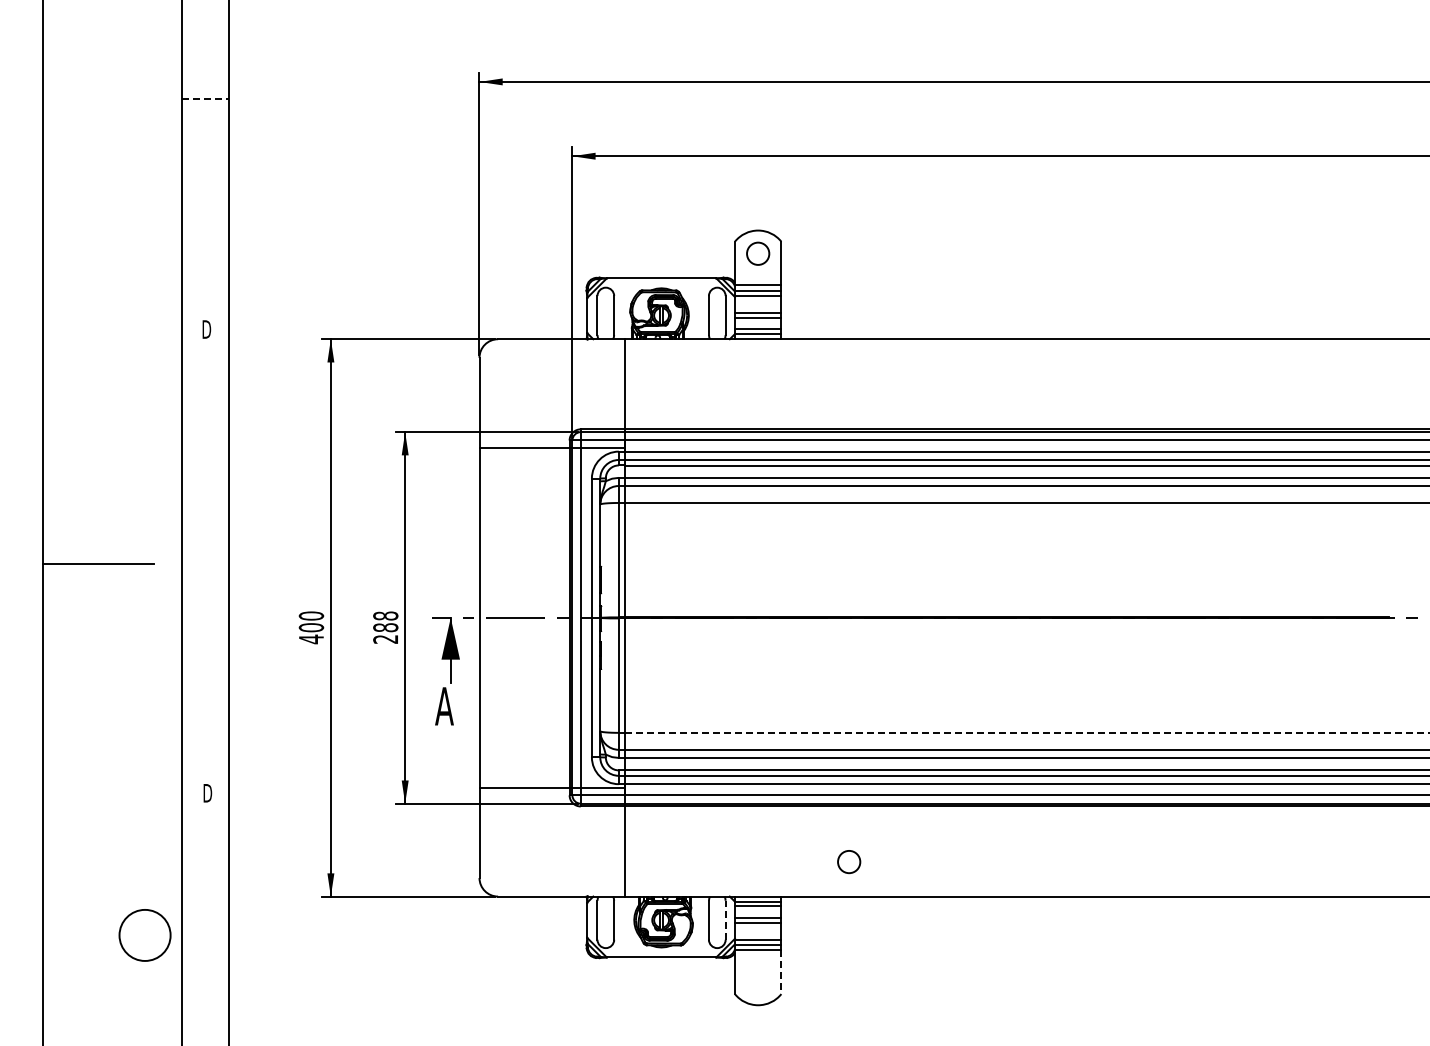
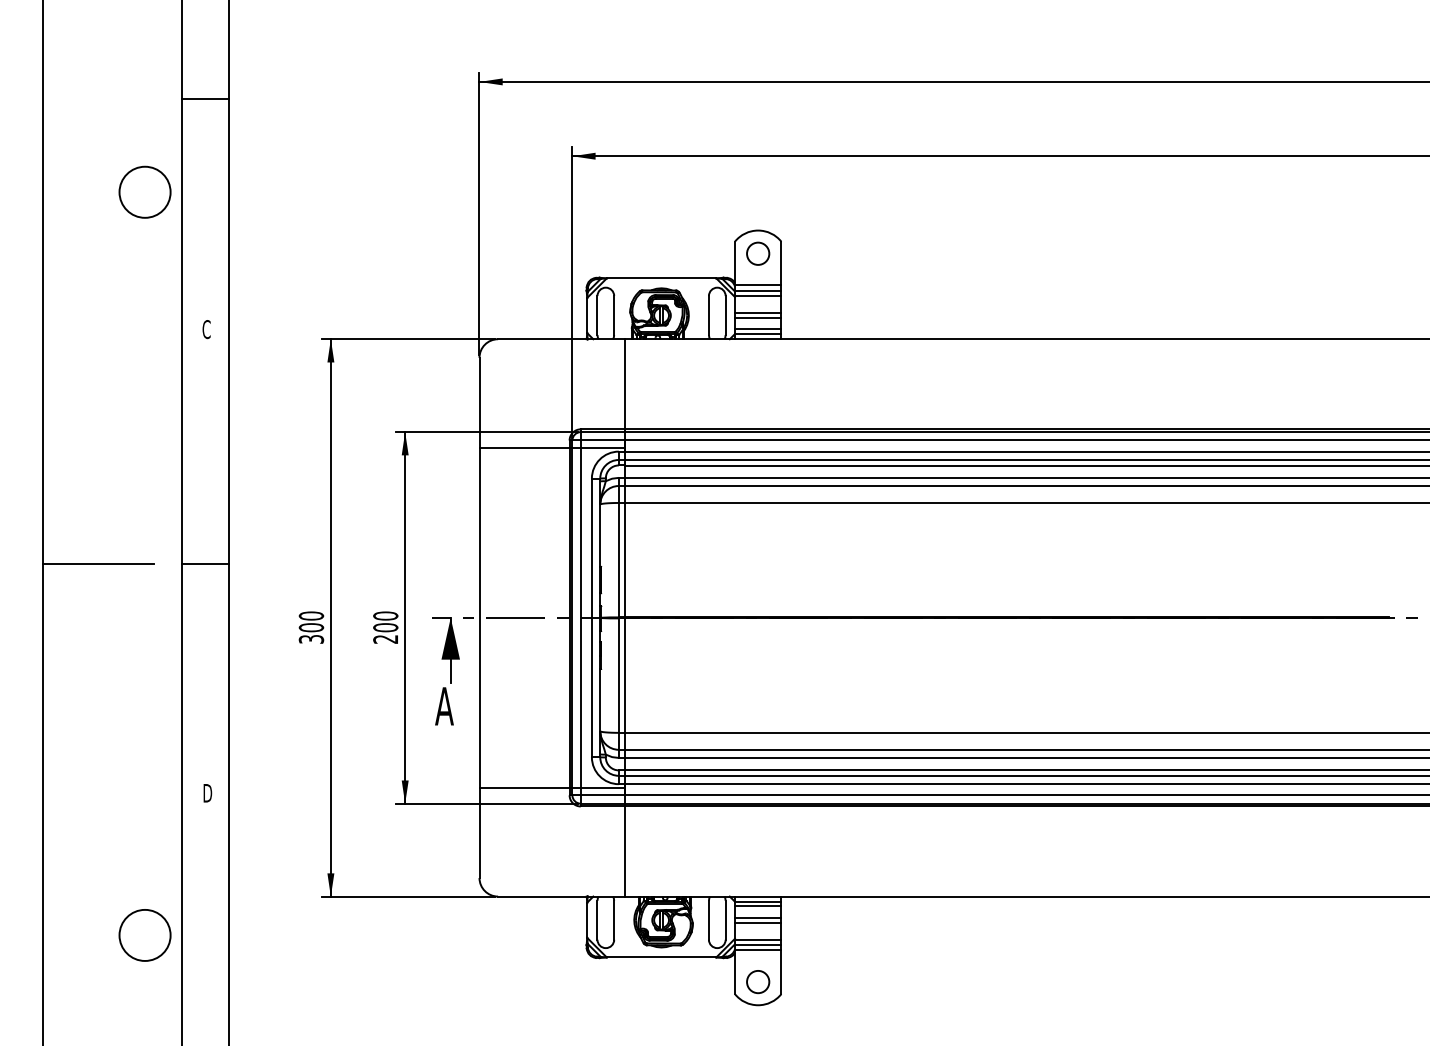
line: dashed -> solid (205, 99)
circle: none -> present (144, 191)
text: D -> C (206, 329)
line: none -> present (205, 563)
text: 288 -> 200 (385, 621)
text: 400 -> 300 (311, 639)
line: dashed -> solid (1026, 732)
circle position: (849, 862) -> (758, 982) (758, 982)
line: dashed -> solid (725, 920)
line: dashed -> solid (781, 972)
